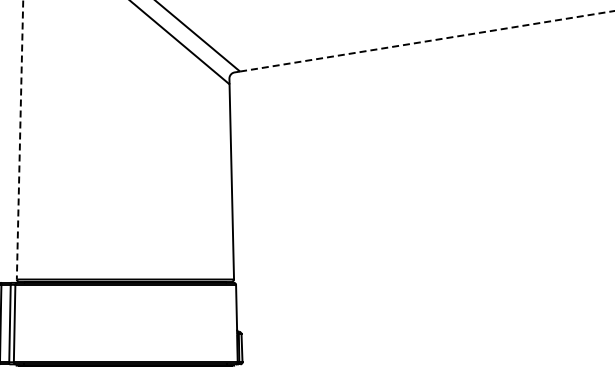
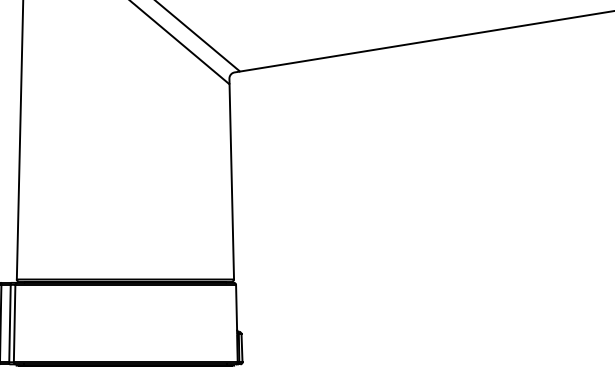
line: dashed -> solid (427, 41)
line: dashed -> solid (20, 139)
